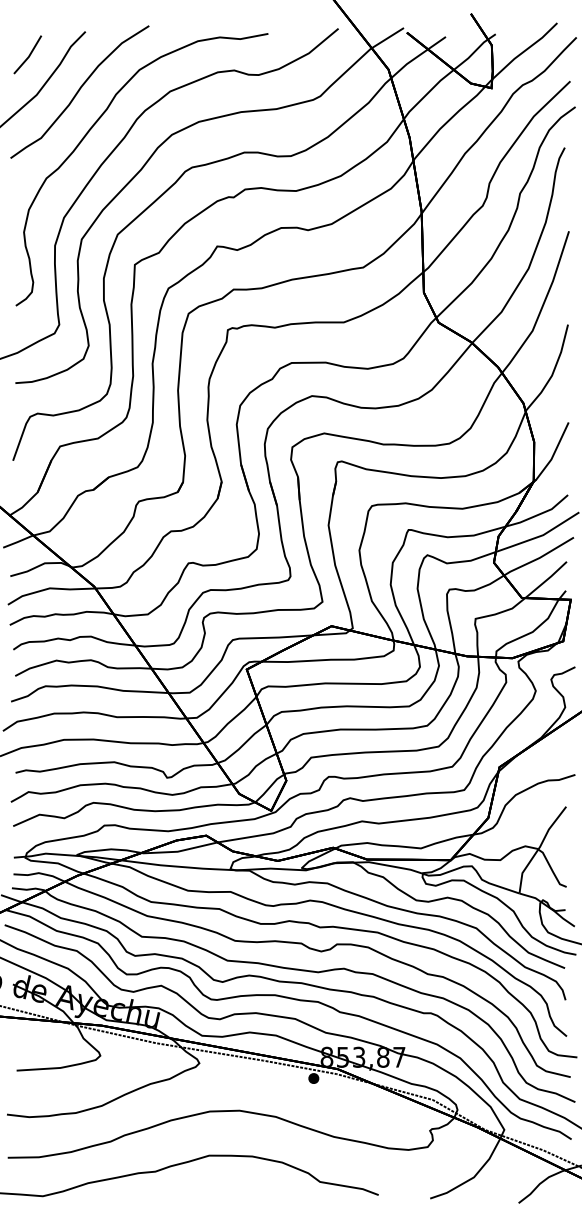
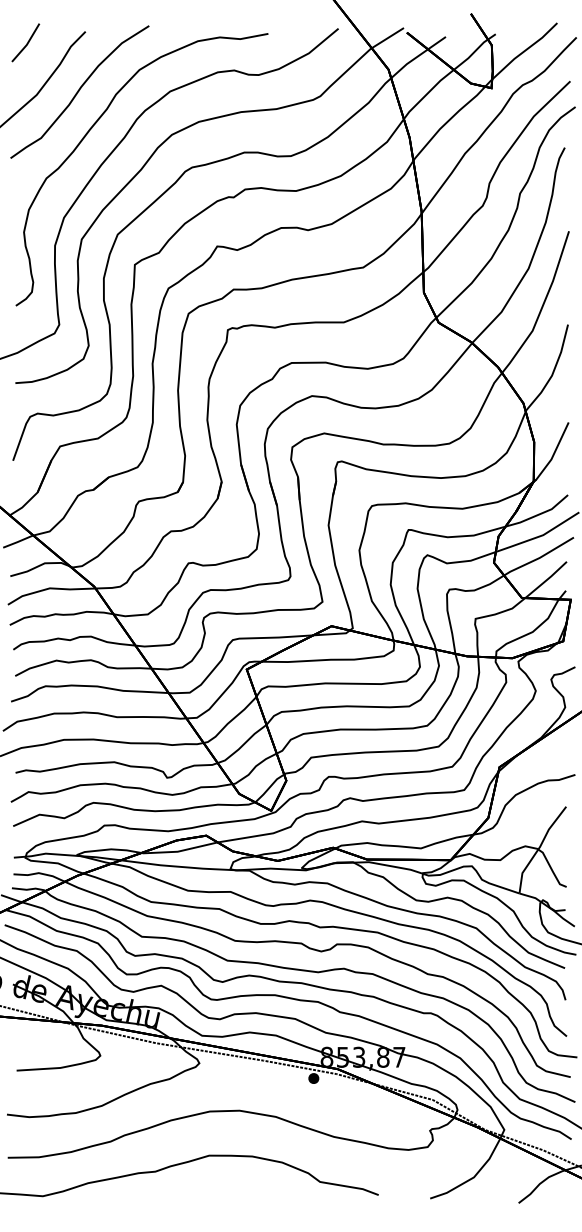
part position: (27, 54) -> (25, 42) (25, 42)
